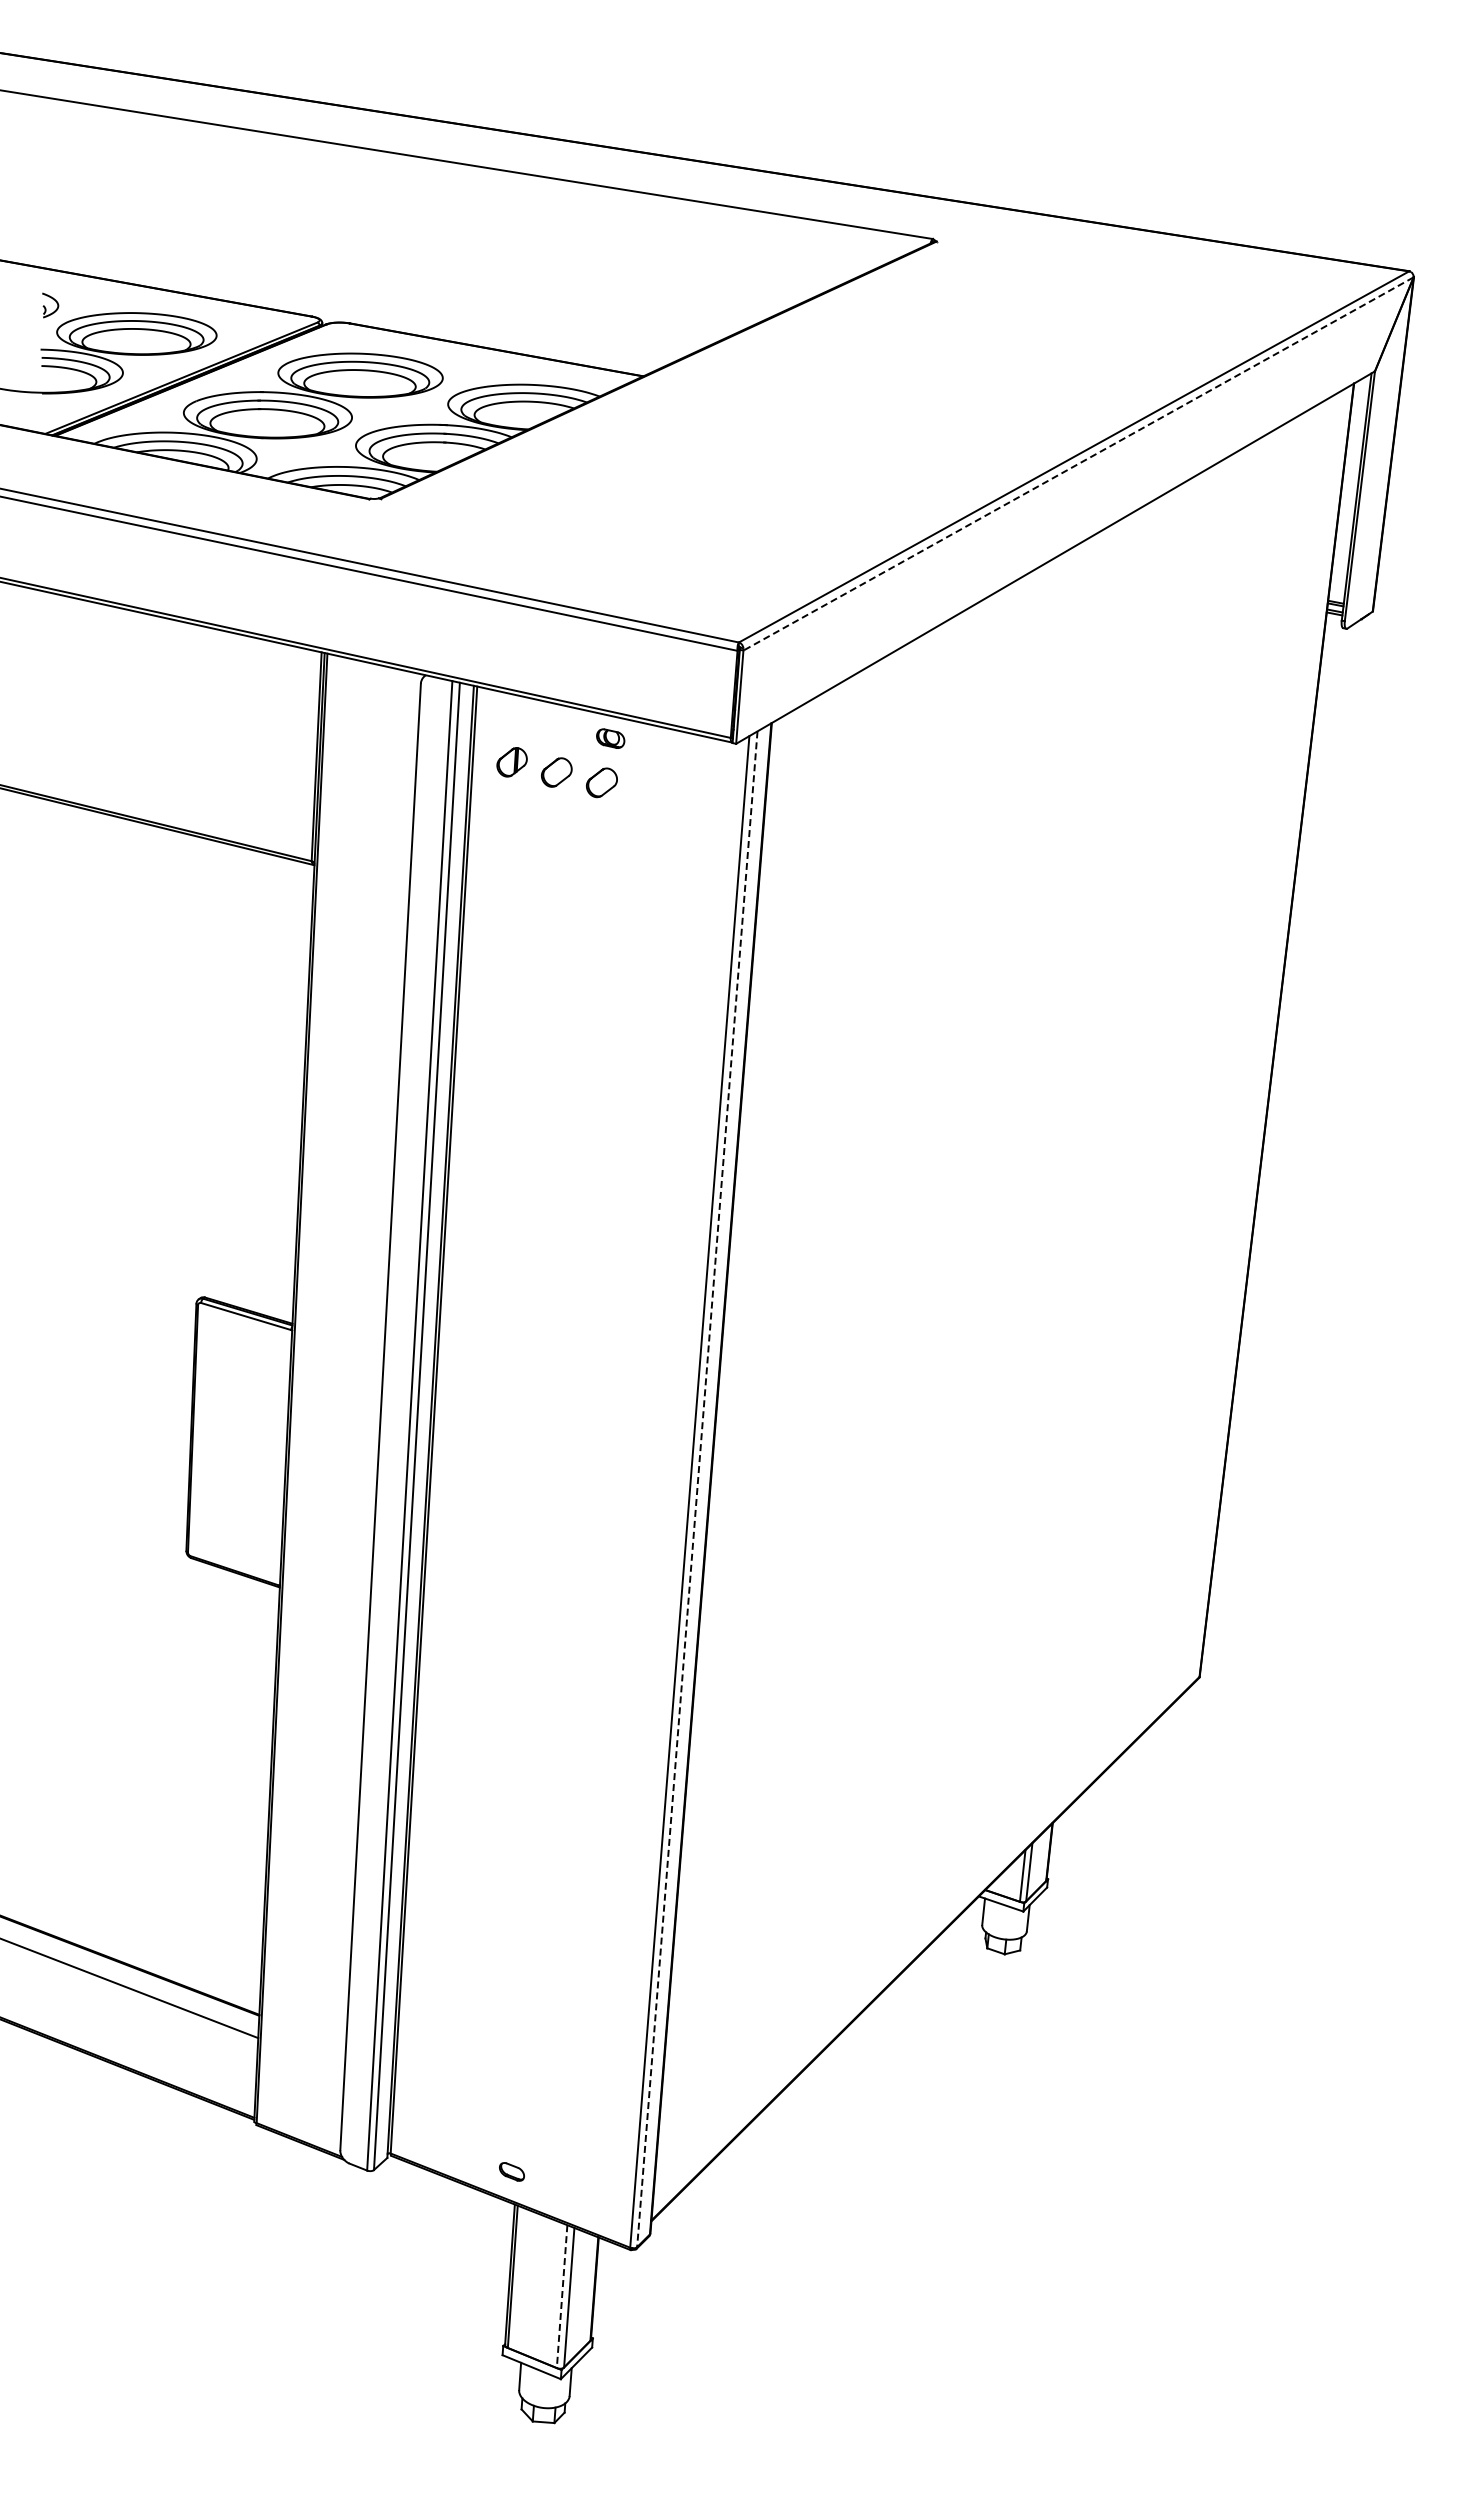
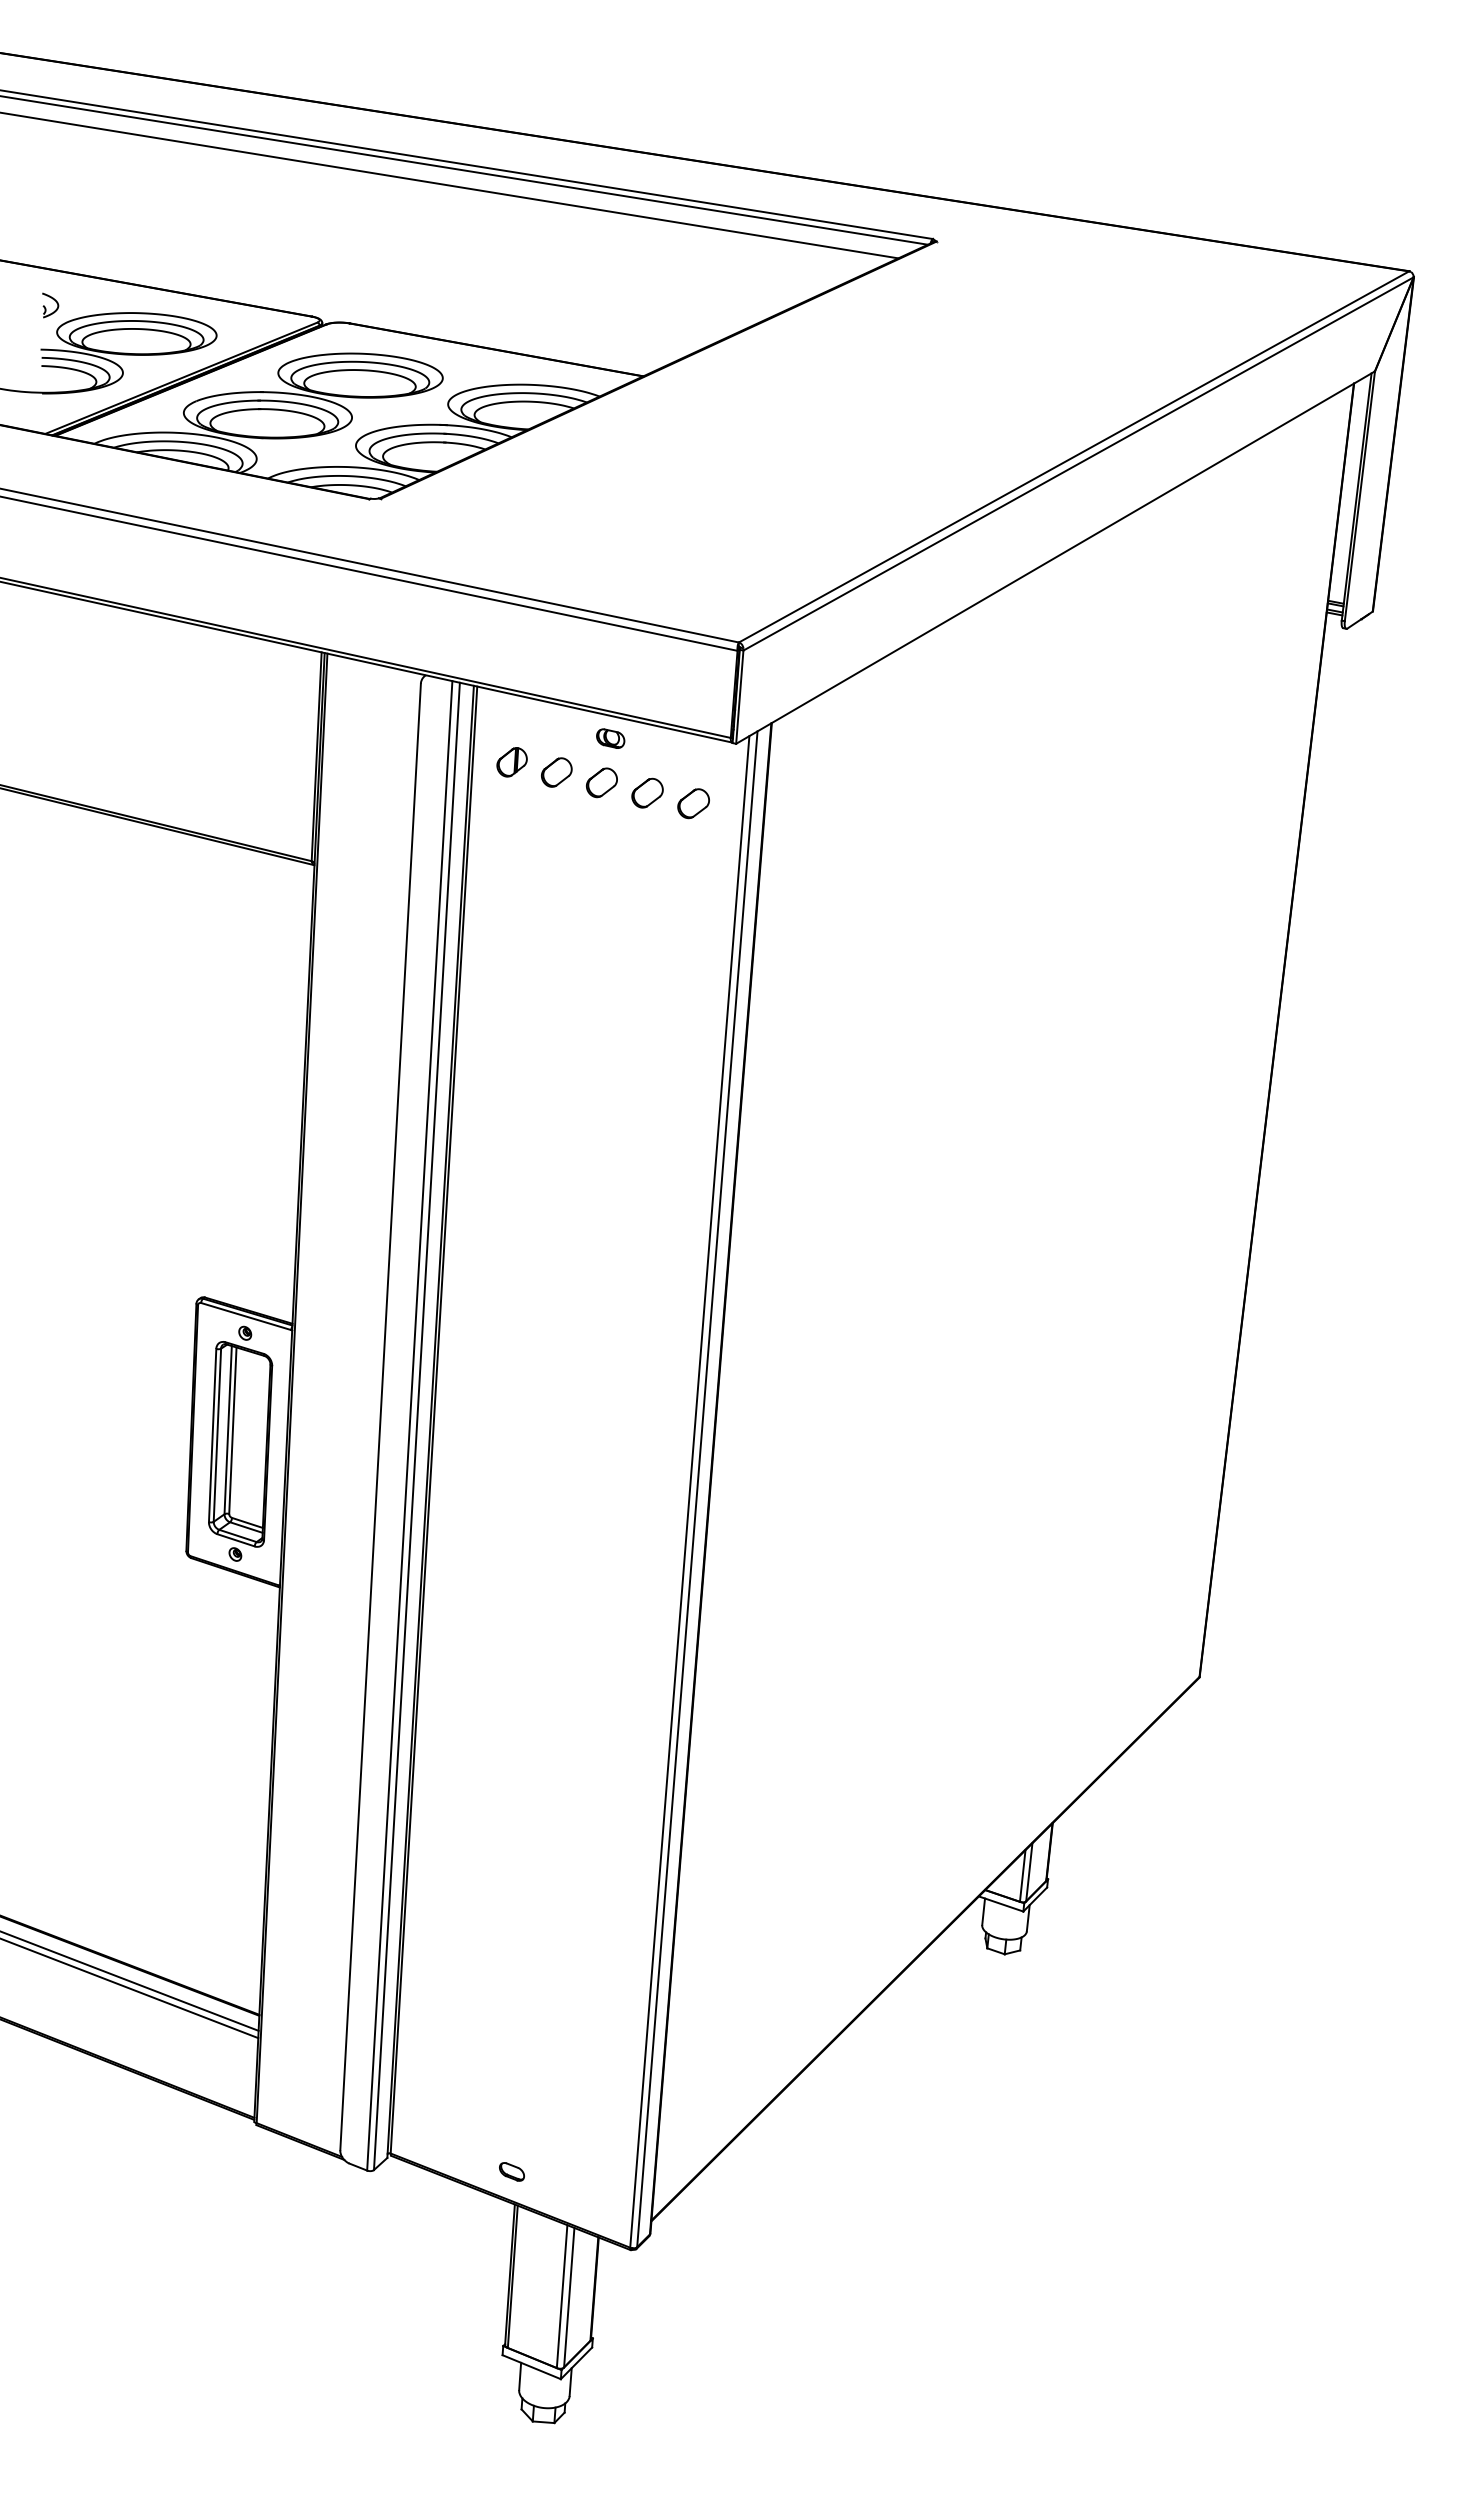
line: none -> present (464, 170)
line: none -> present (450, 185)
line: dashed -> solid (1078, 463)
part: none -> present (647, 792)
part: none -> present (693, 803)
part: none -> present (240, 1443)
line: dashed -> solid (697, 1489)
line: none -> present (130, 1981)
line: dashed -> solid (562, 2296)
